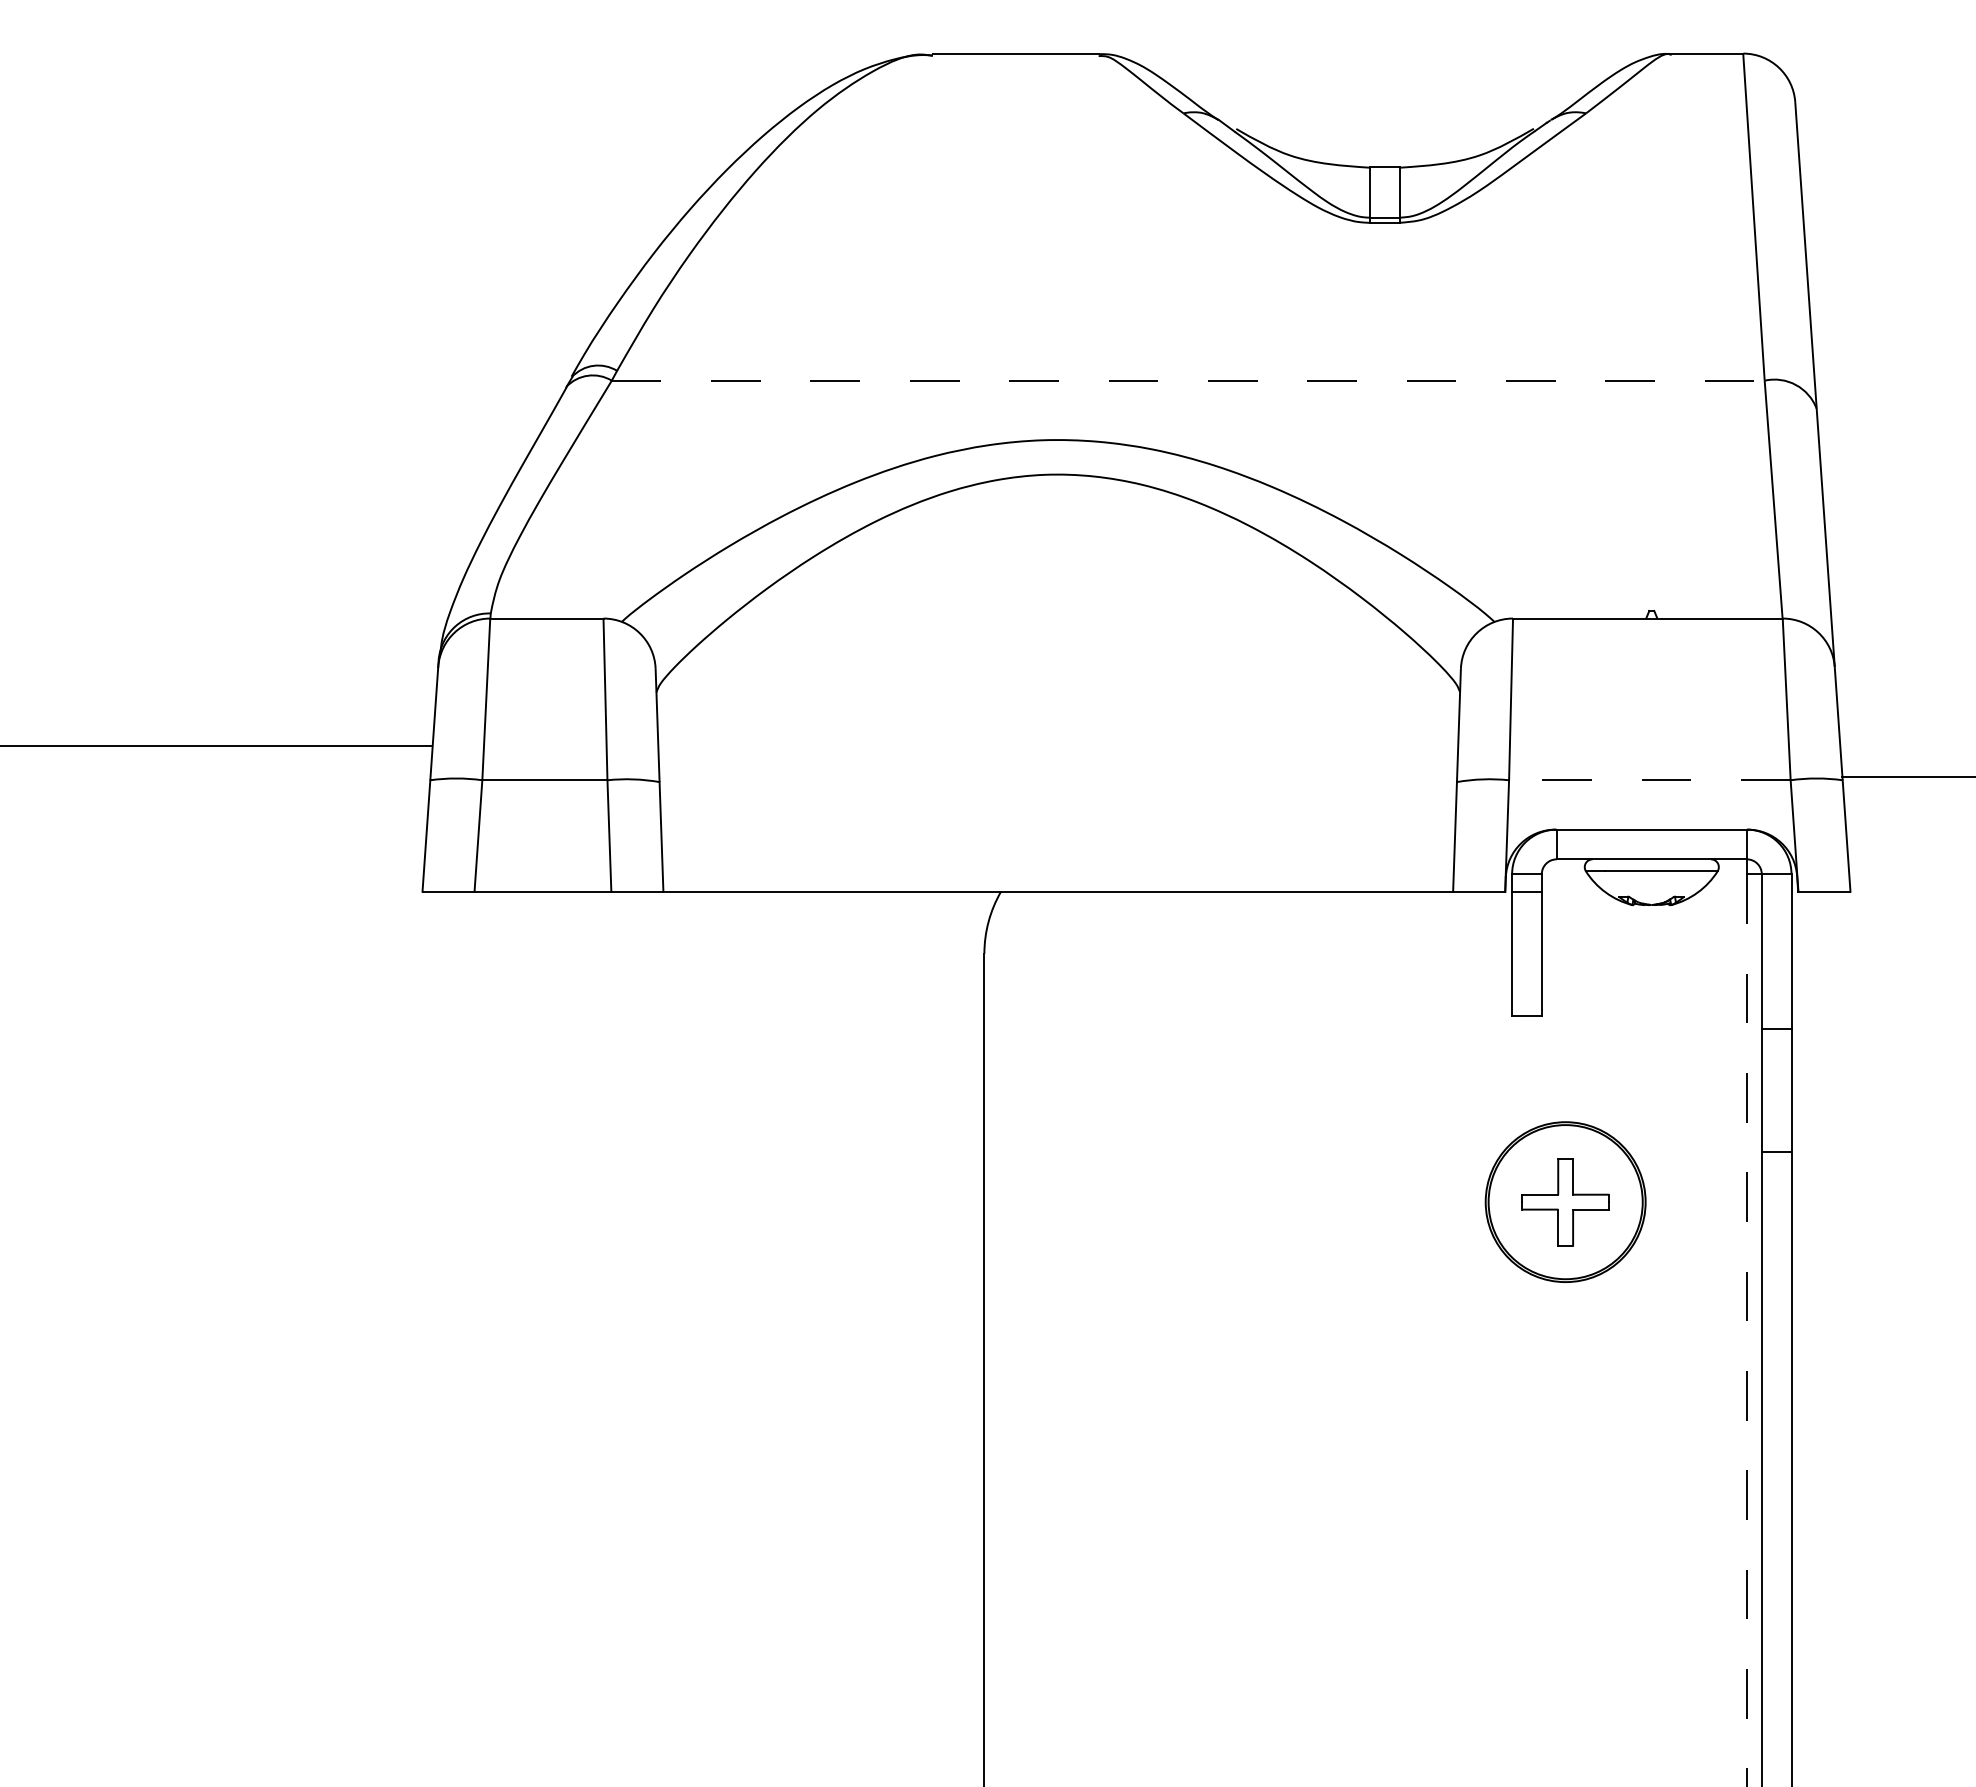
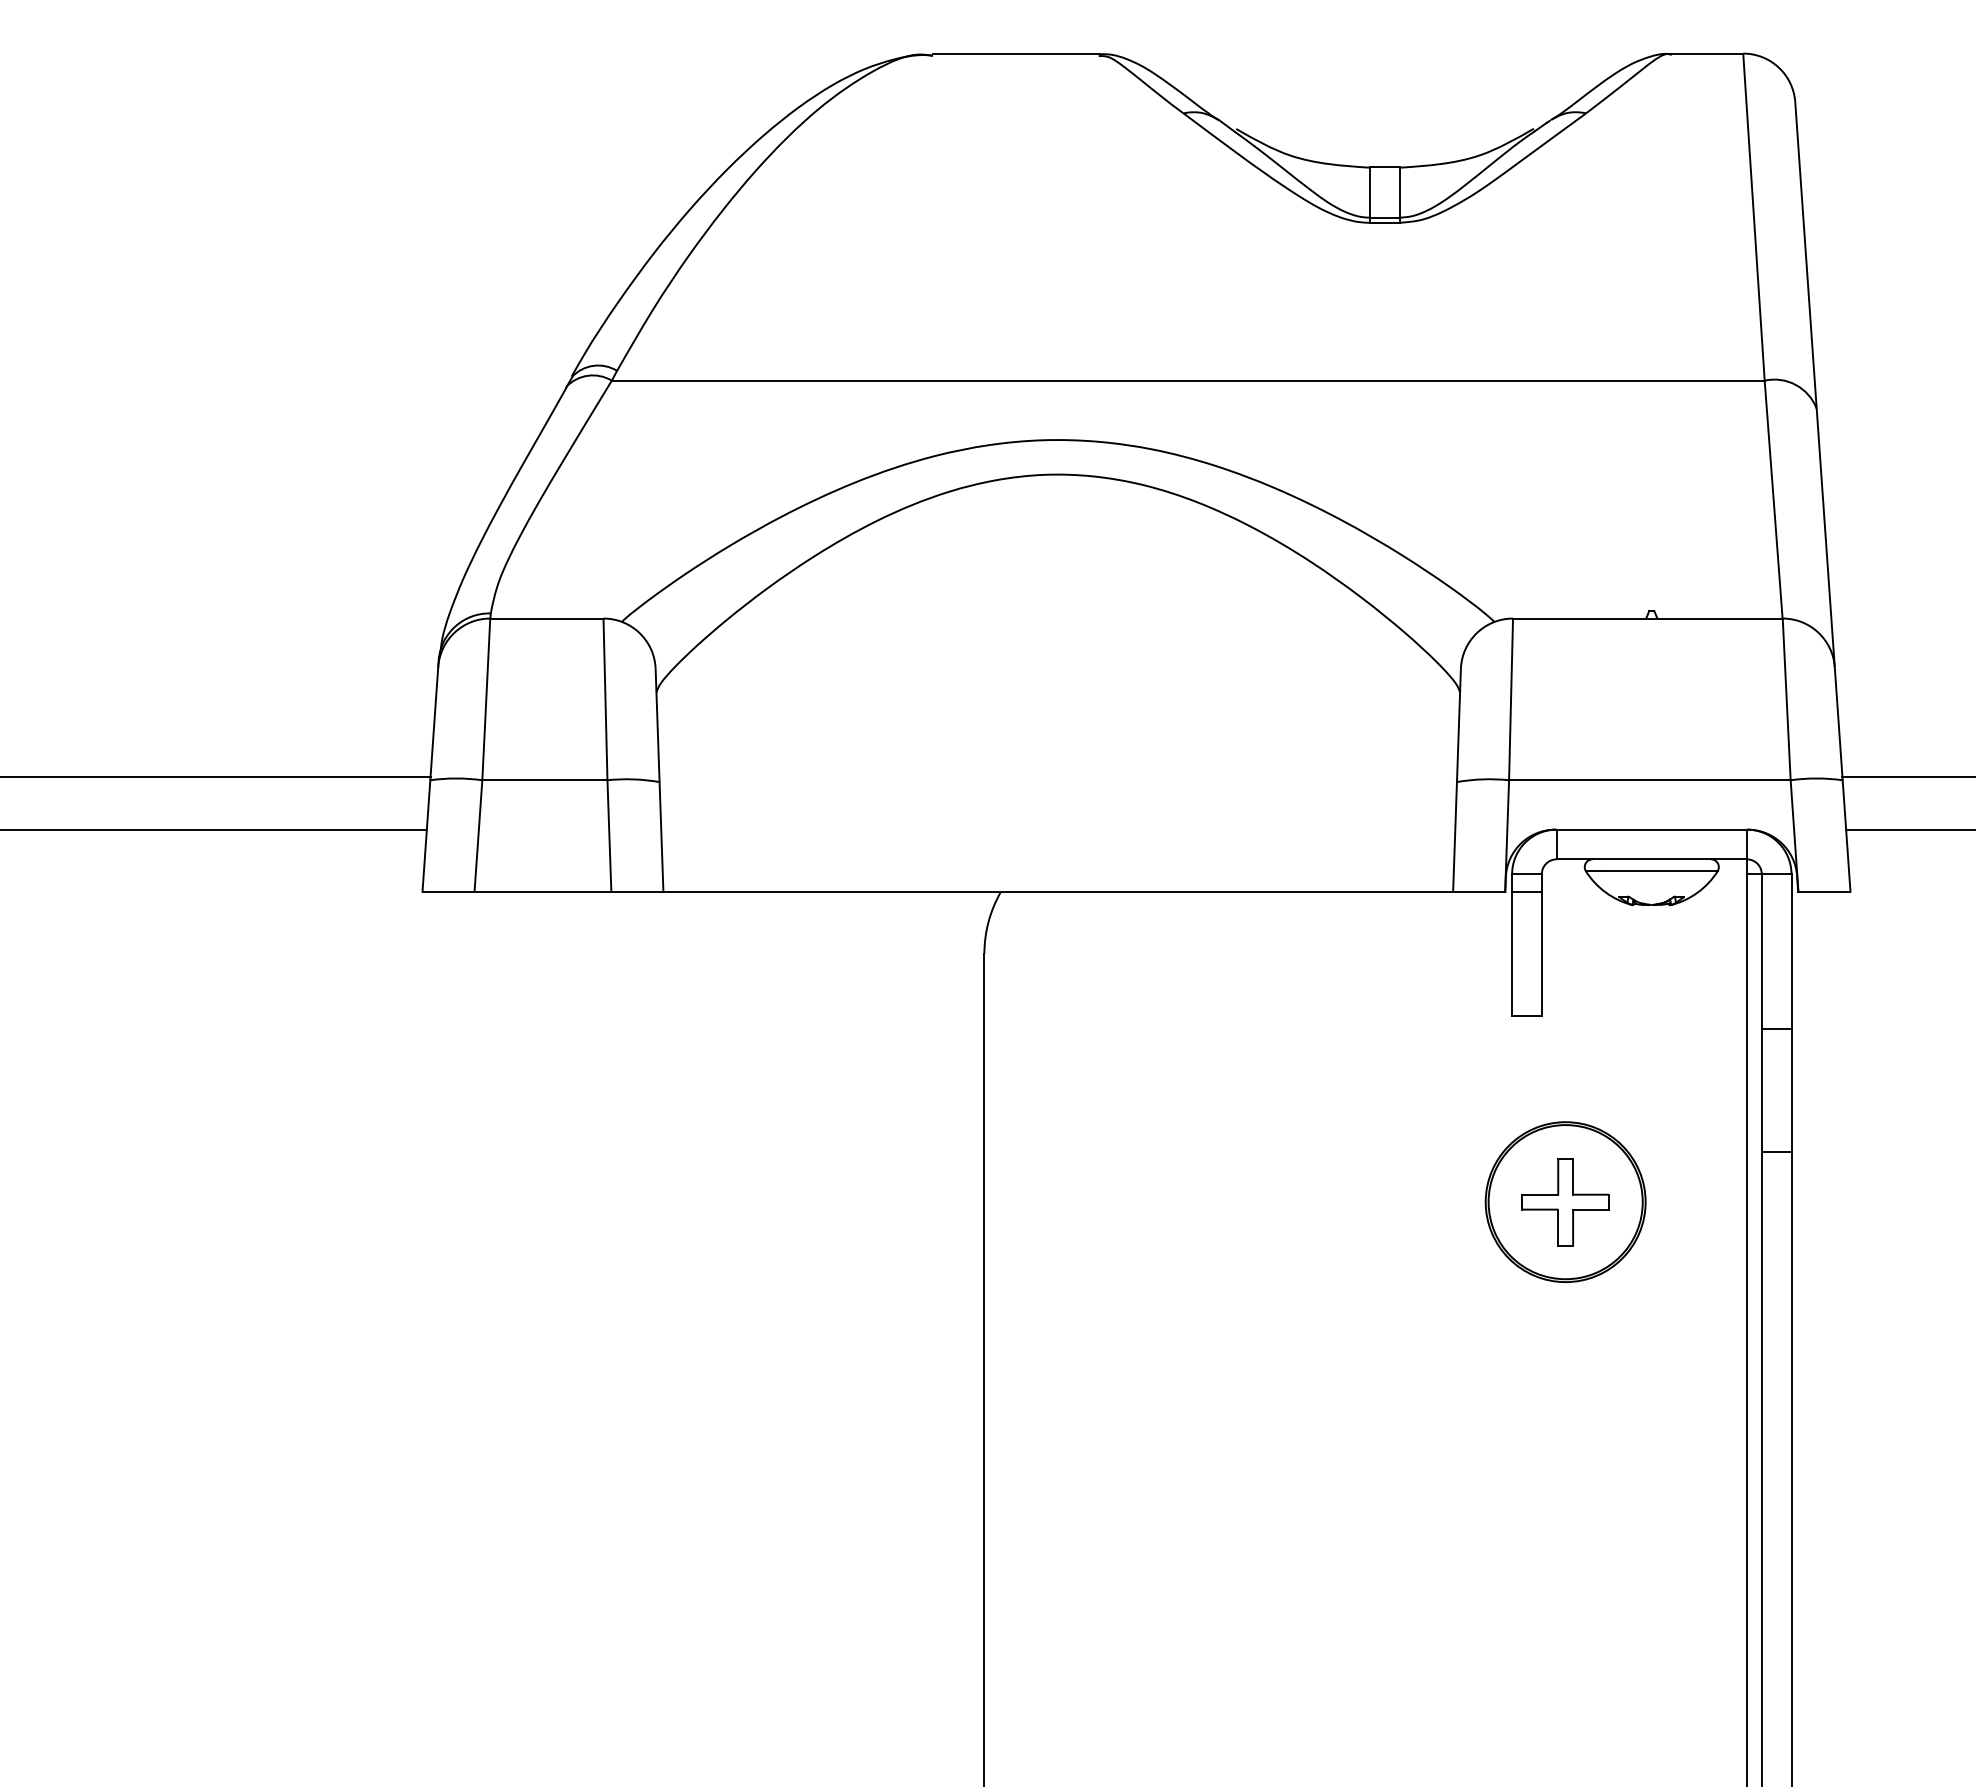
line: dashed -> solid (1188, 380)
line position: (216, 746) -> (216, 777) (216, 777)
line: dashed -> solid (1649, 780)
line: none -> present (214, 829)
line: none -> present (1909, 829)
line: dashed -> solid (1746, 1331)
